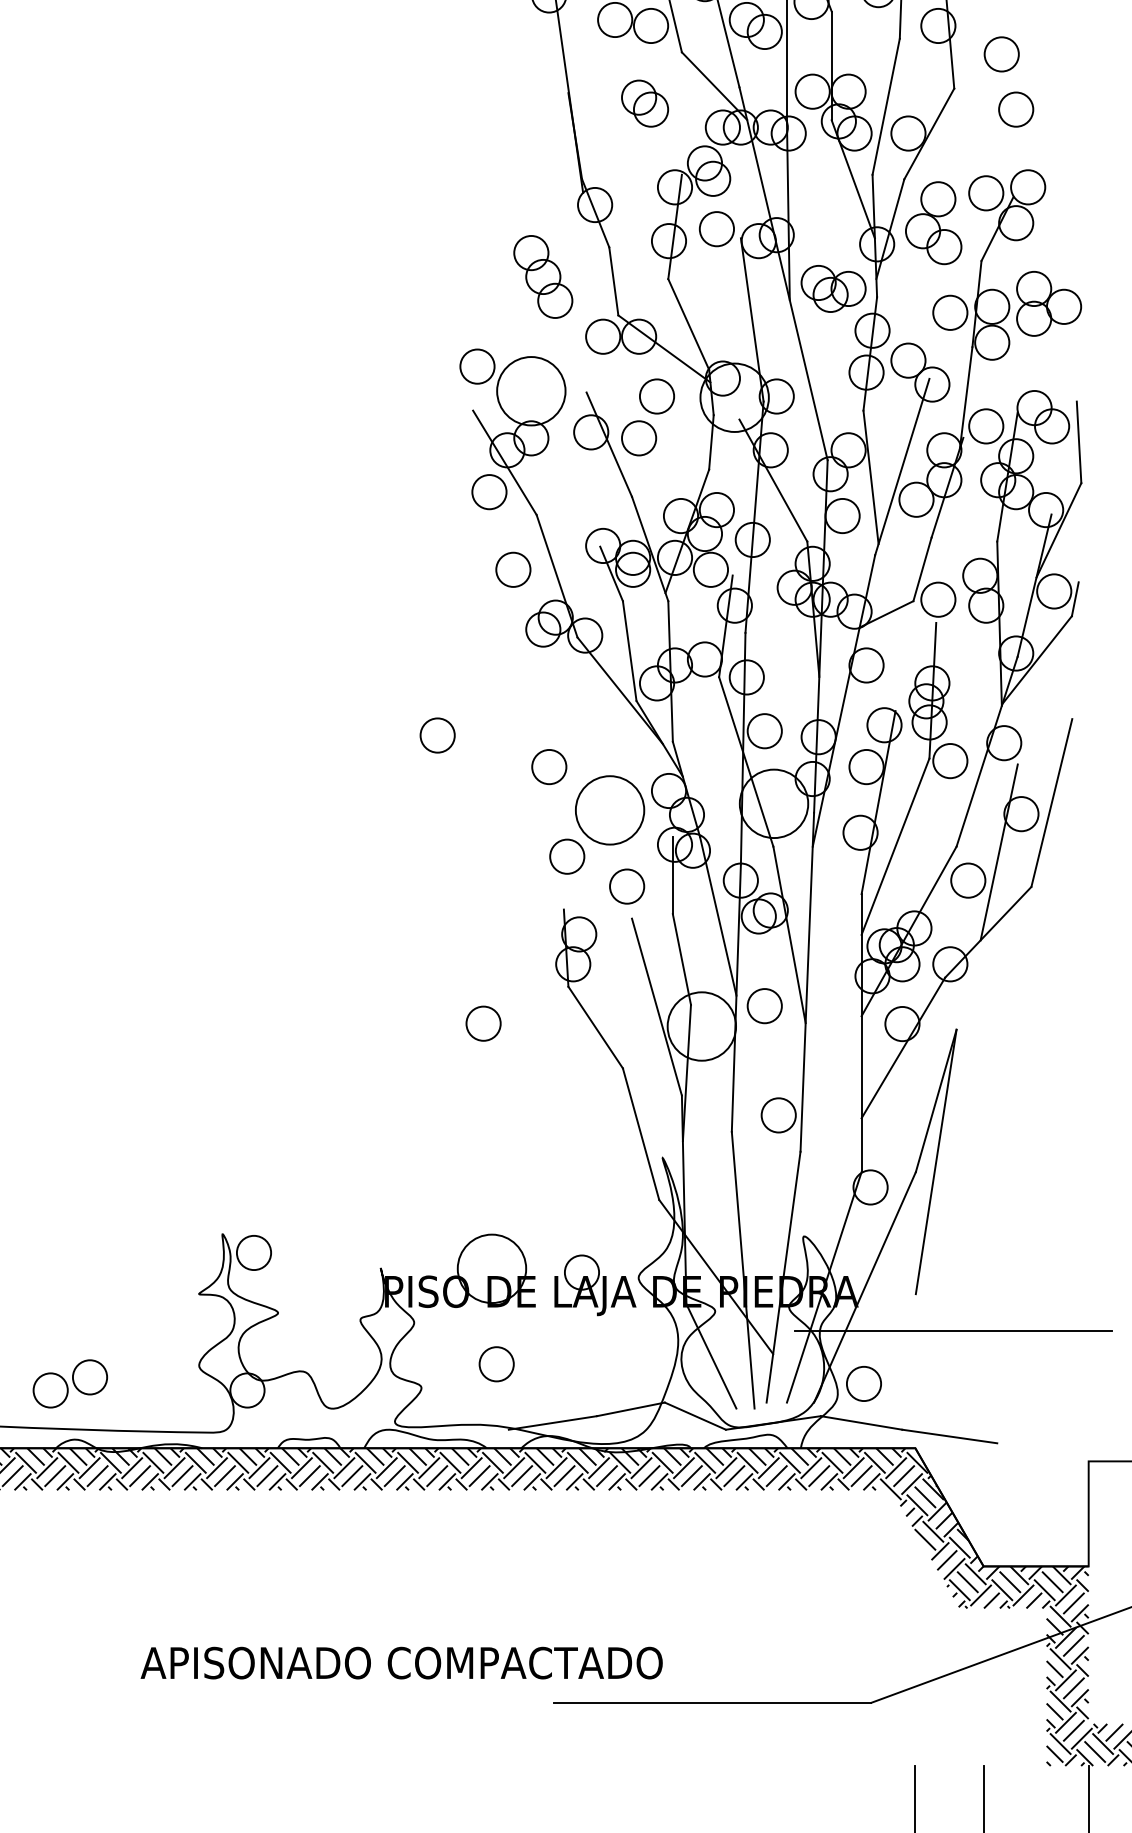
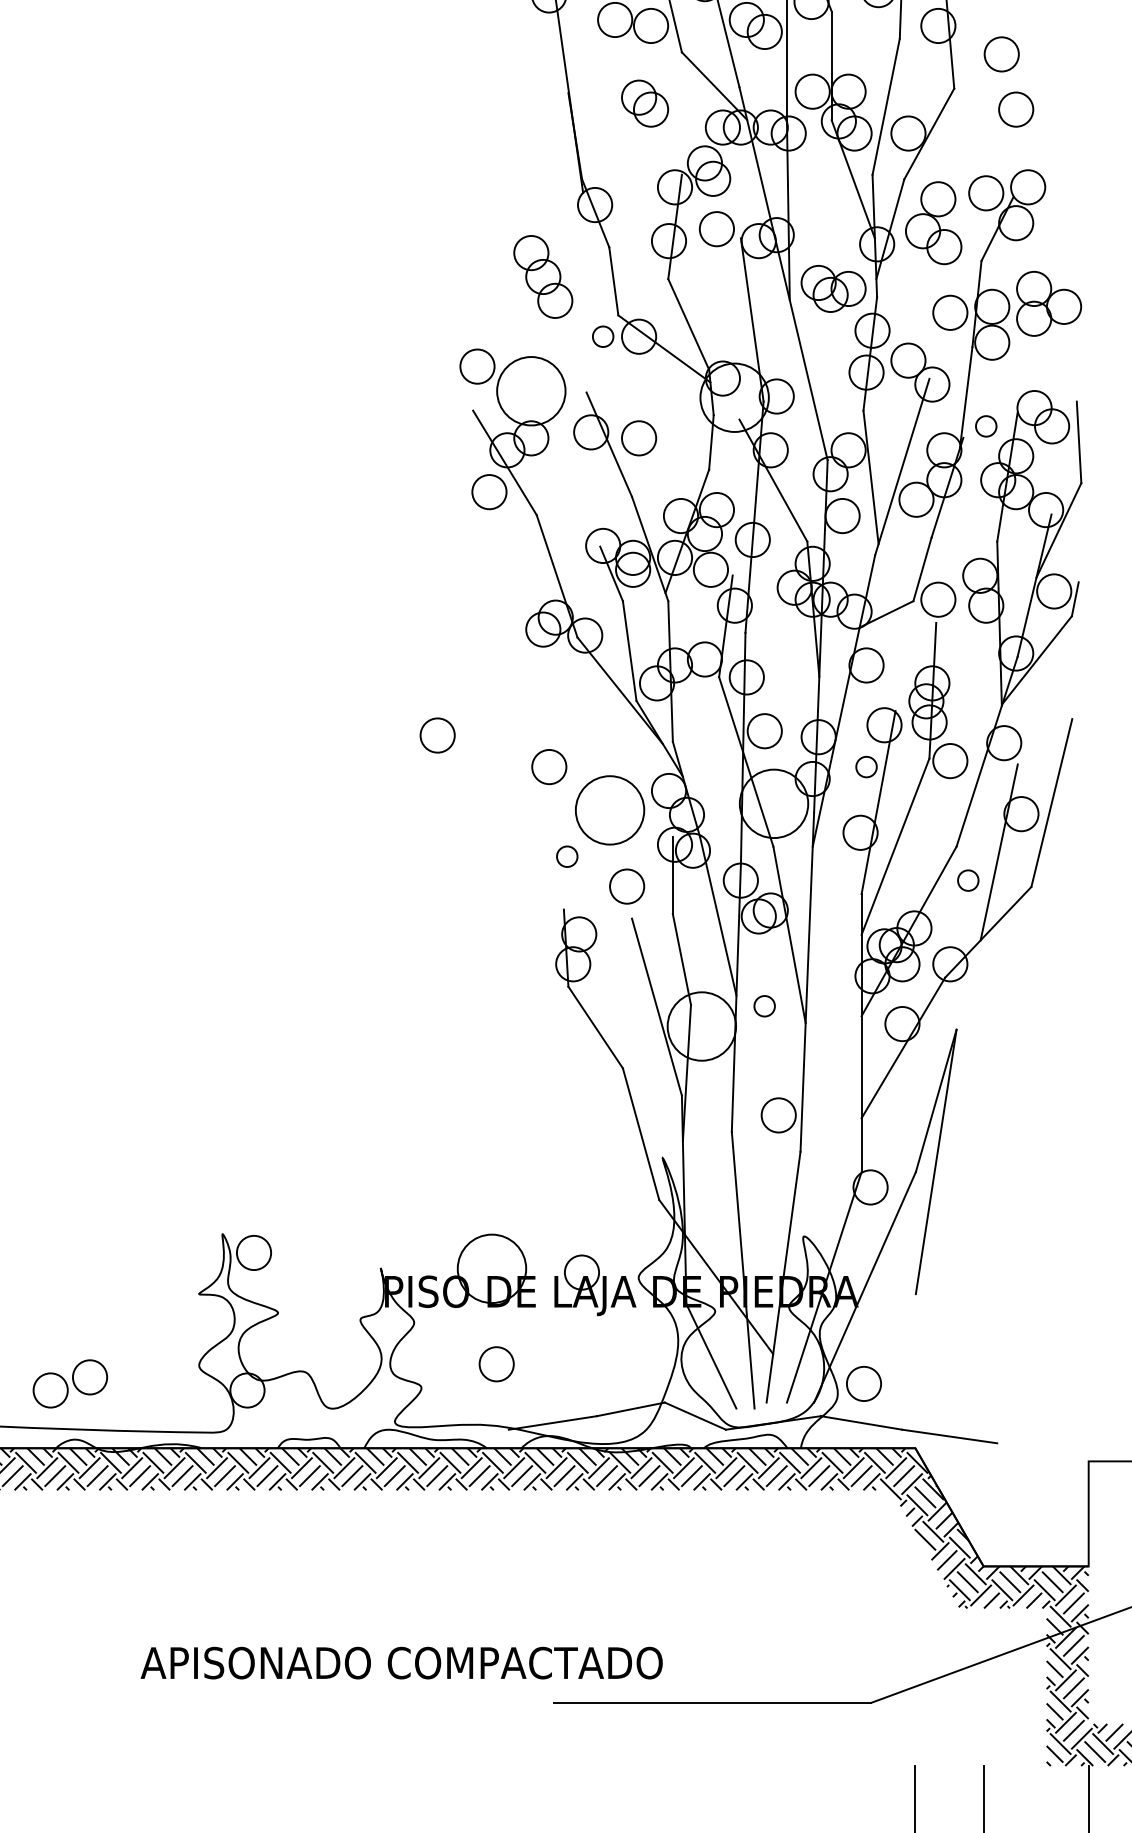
circle diameter: 34 px -> 21 px (602, 336)
circle: present -> none (656, 396)
circle diameter: 34 px -> 21 px (986, 426)
circle: present -> none (513, 569)
circle diameter: 34 px -> 21 px (866, 766)
circle diameter: 34 px -> 21 px (567, 856)
circle diameter: 34 px -> 21 px (968, 880)
circle size: 37x37 px -> 23x23 px (764, 1006)
circle: present -> none (483, 1023)
line: present -> none (953, 1331)
